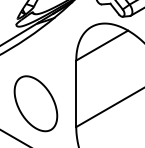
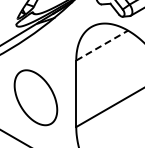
line: solid -> dashed (102, 45)
part position: (35, 103) -> (35, 97) (35, 97)
